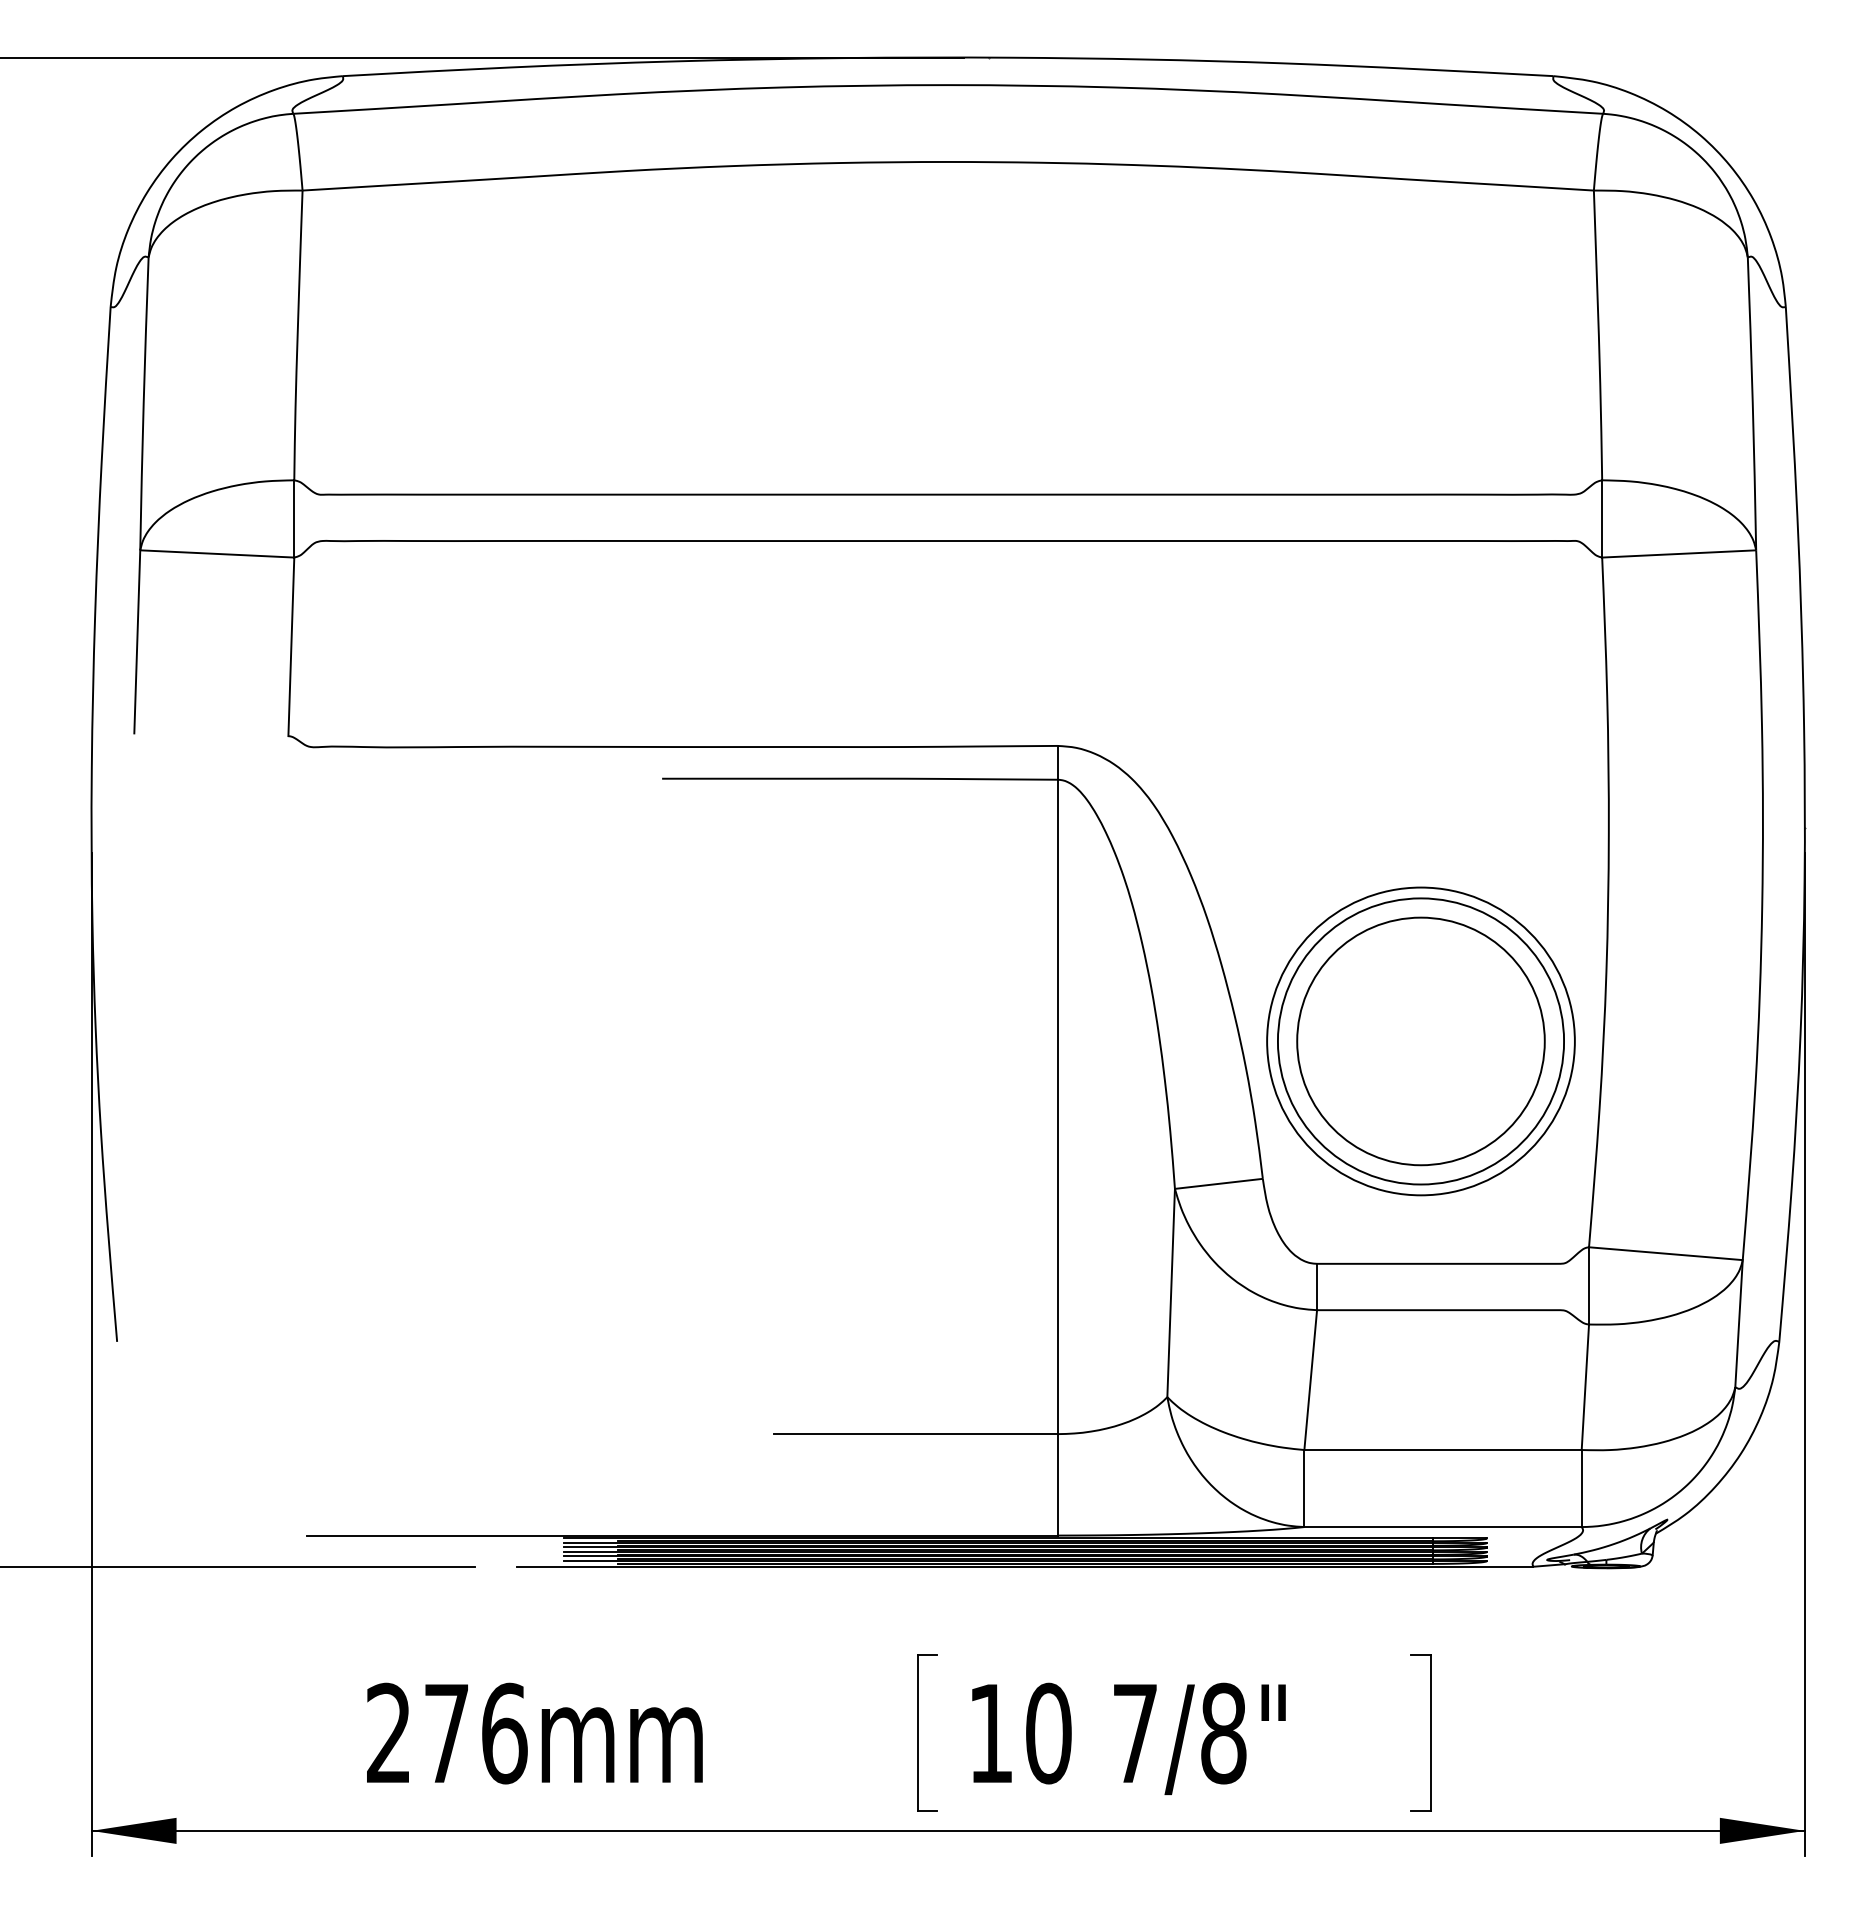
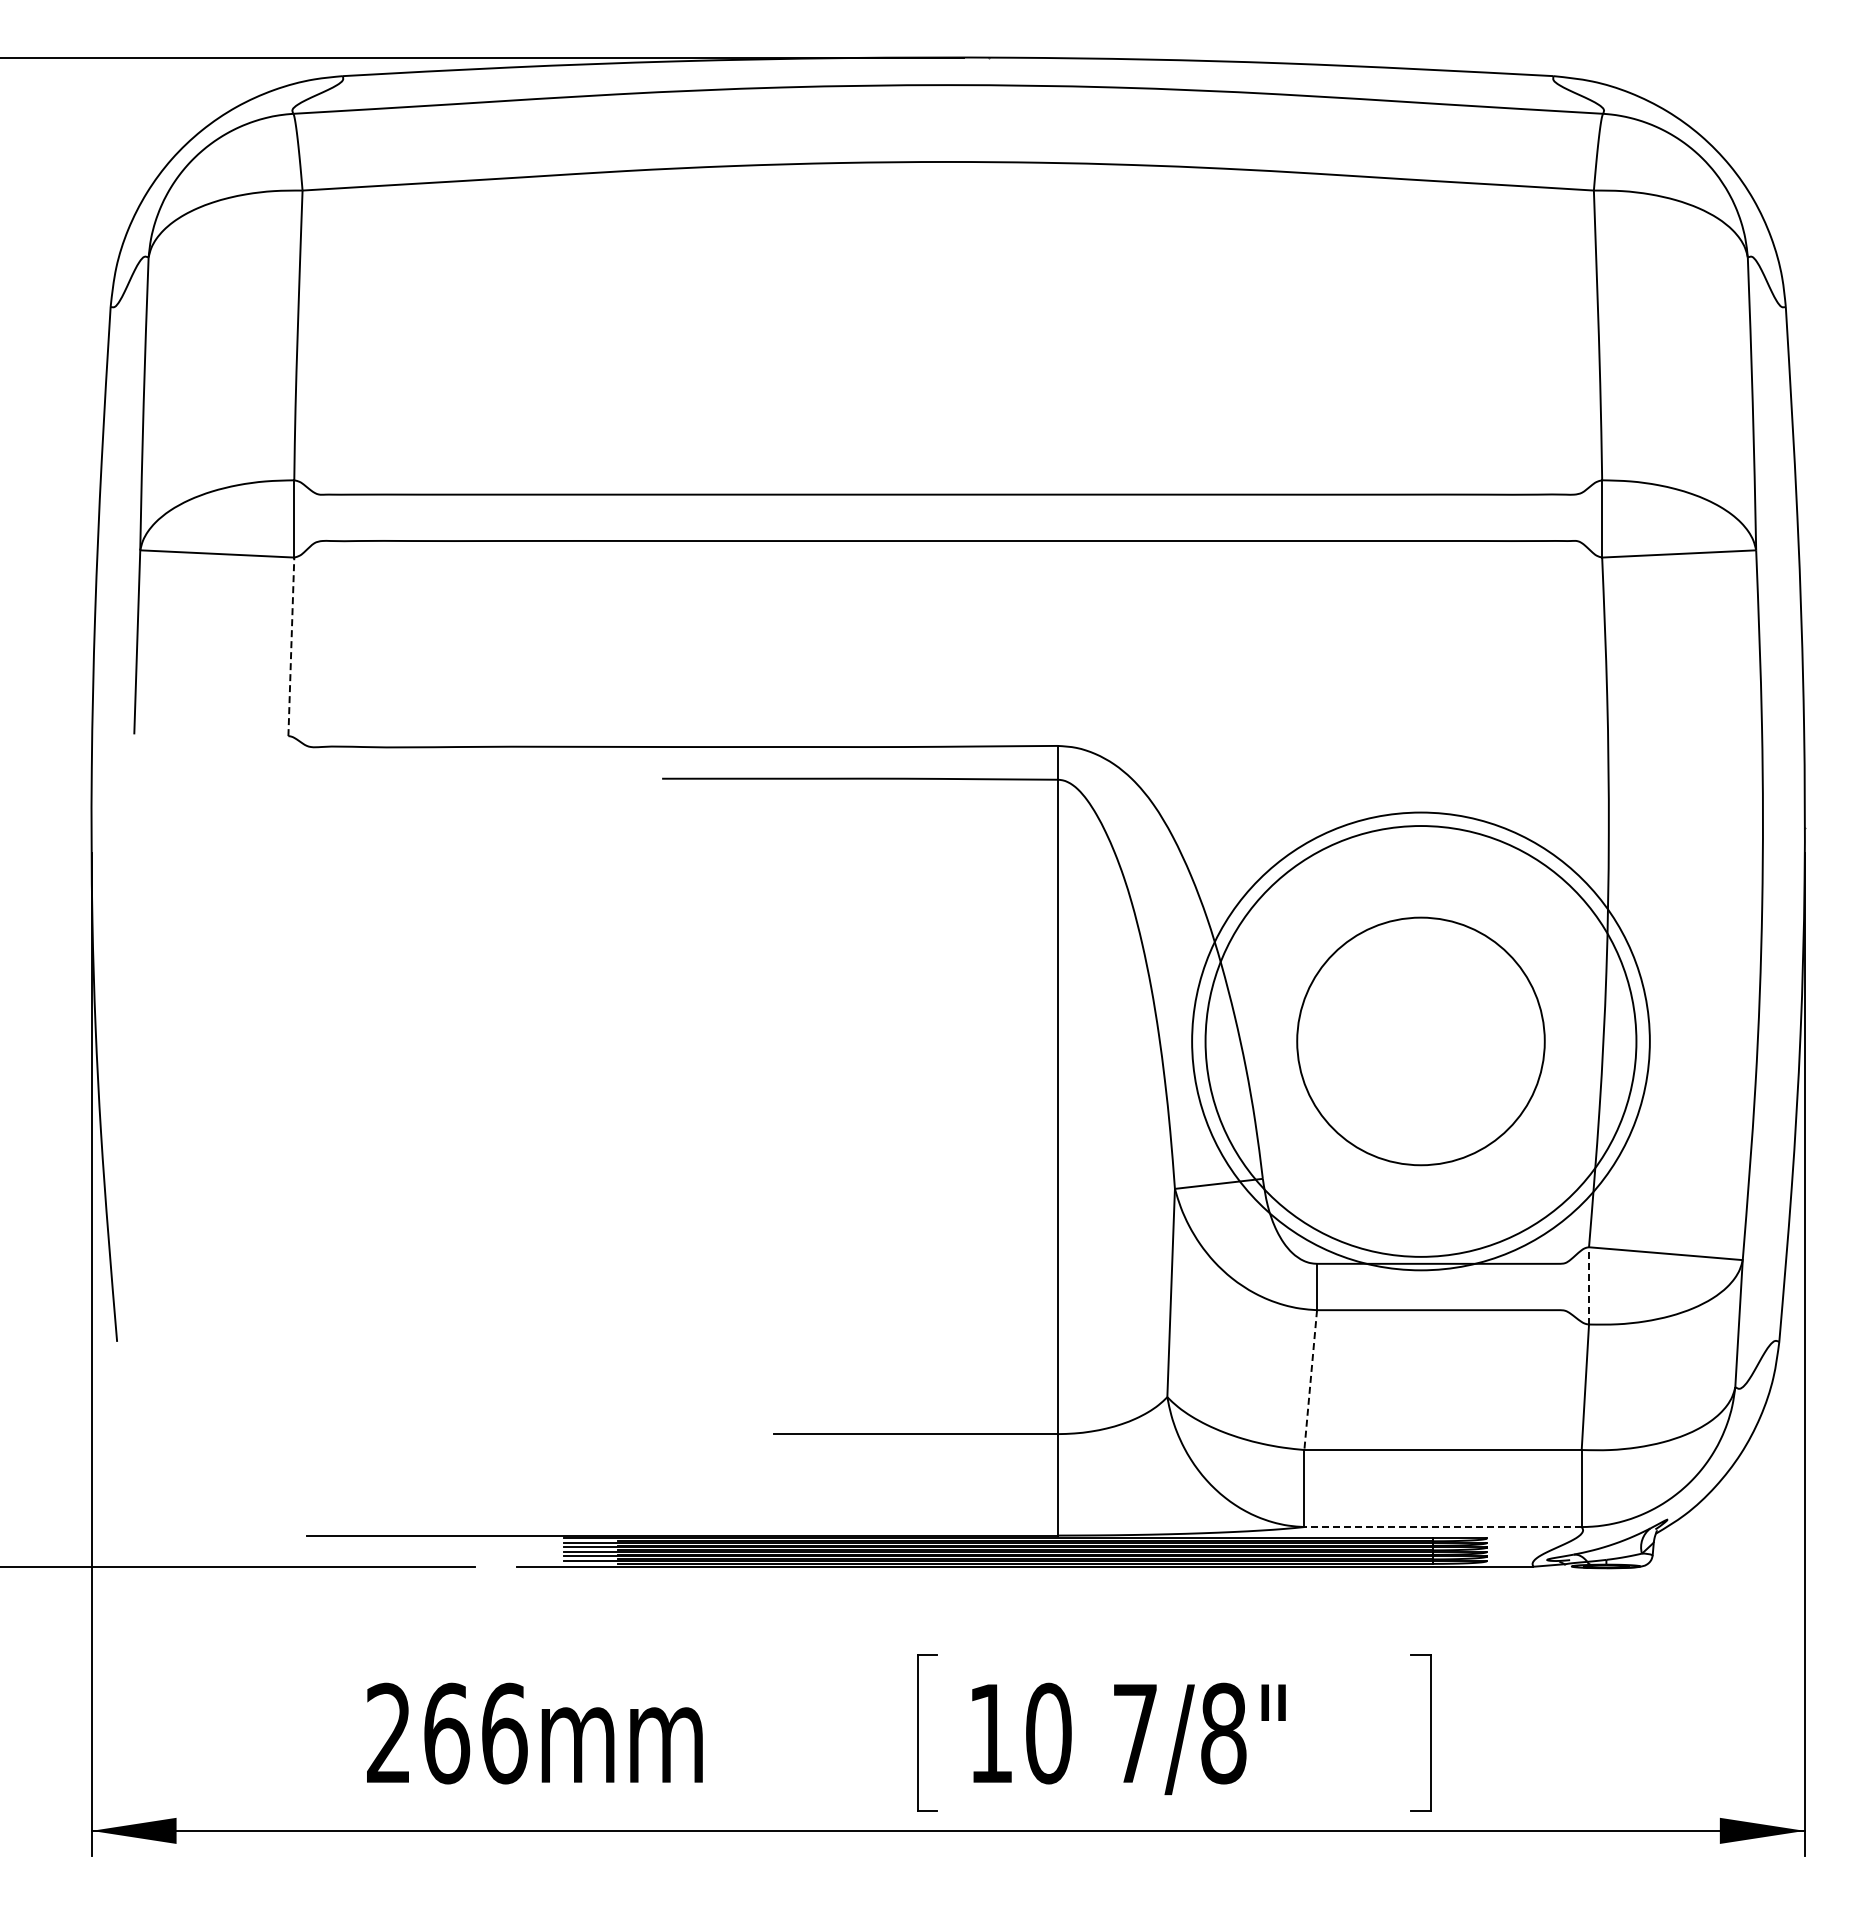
line: solid -> dashed (291, 646)
circle diameter: 286 px -> 458 px (1420, 1041)
circle diameter: 308 px -> 431 px (1420, 1041)
line: solid -> dashed (1589, 1285)
line: solid -> dashed (1310, 1380)
line: solid -> dashed (1443, 1527)
text: 276mm -> 266mm (447, 1733)
